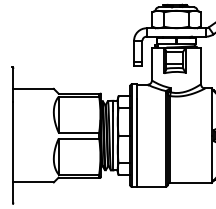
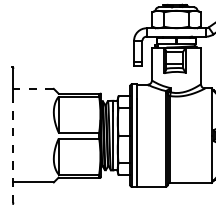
line: solid -> dashed (33, 88)
line: solid -> dashed (13, 152)
